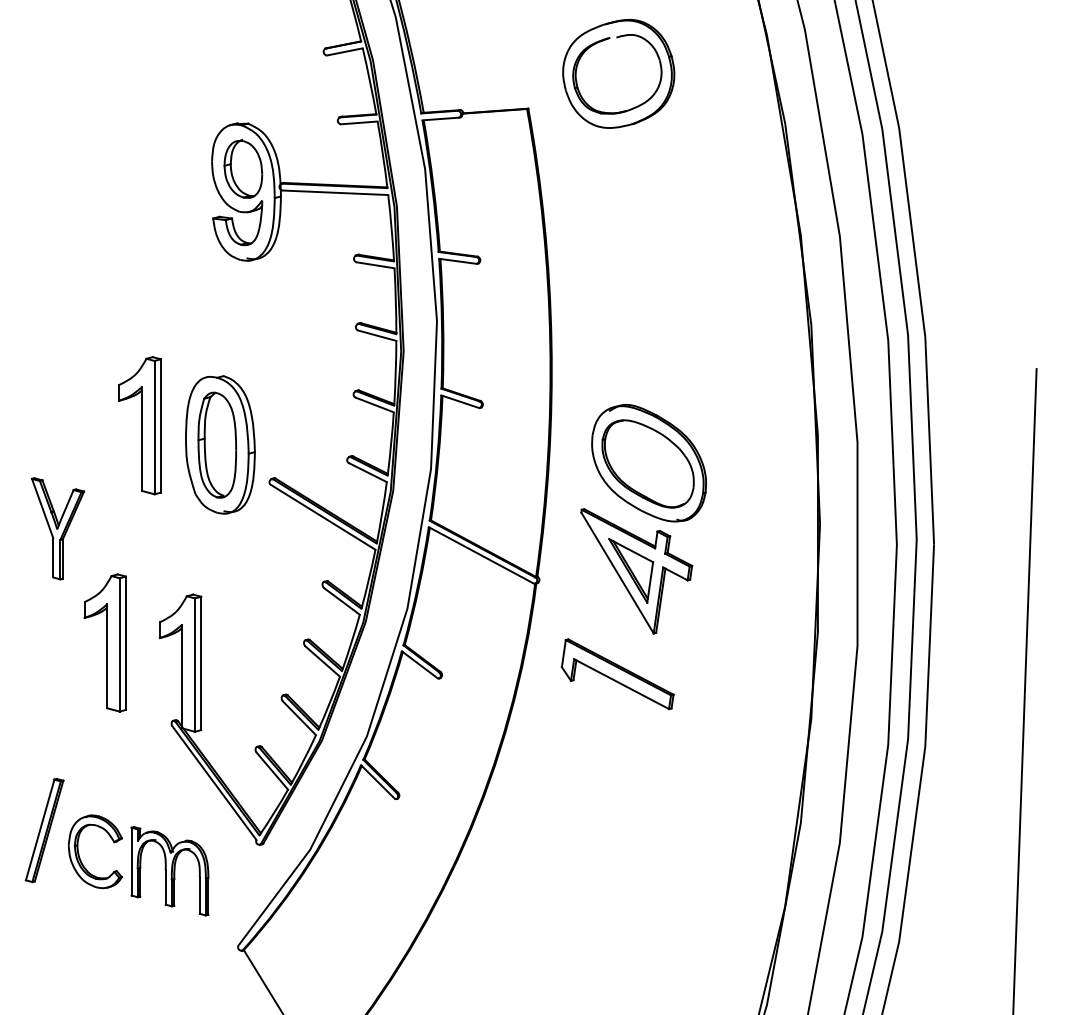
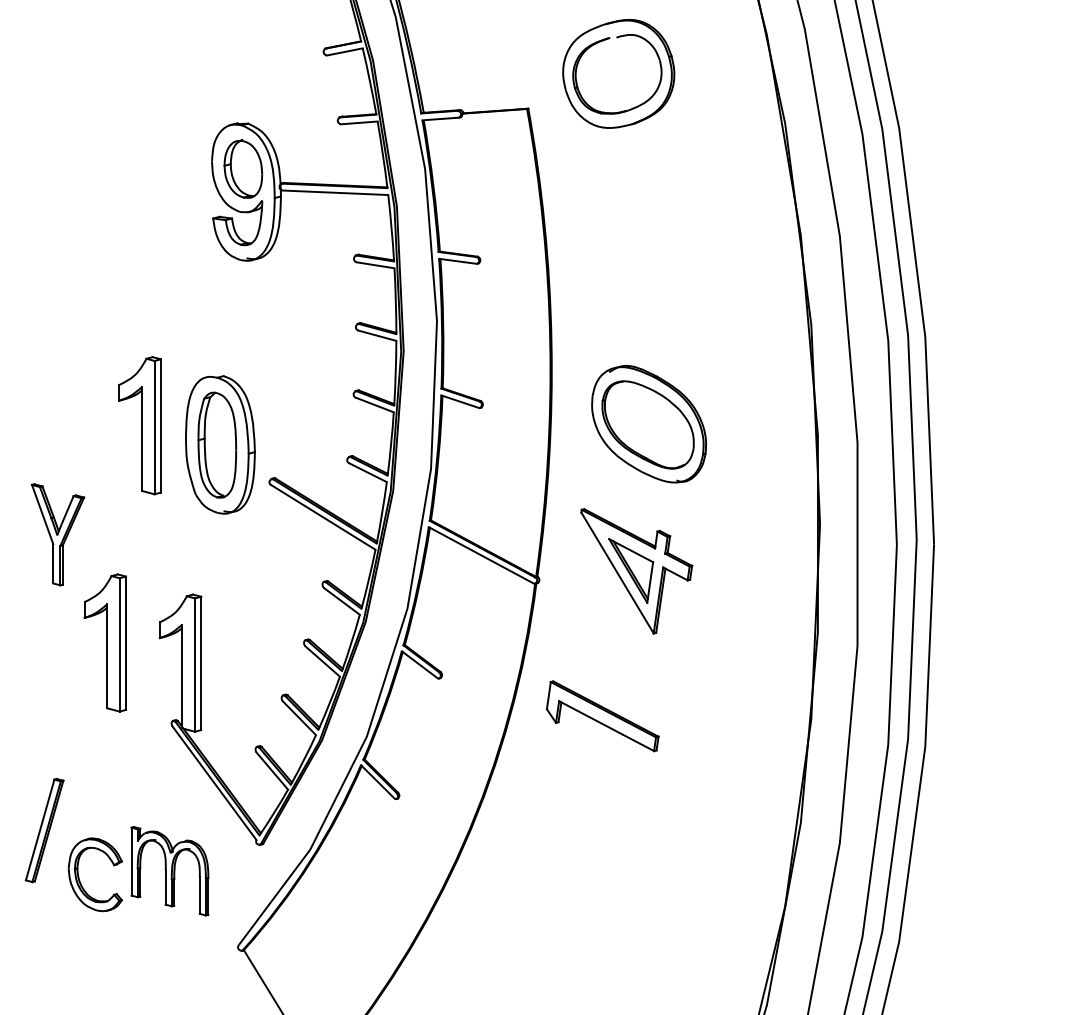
part position: (648, 462) -> (648, 423) (648, 423)
part position: (58, 528) -> (58, 534) (58, 534)
part position: (617, 674) -> (602, 716) (602, 716)
line: present -> none (1024, 690)
part position: (79, 853) -> (79, 876) (79, 876)
